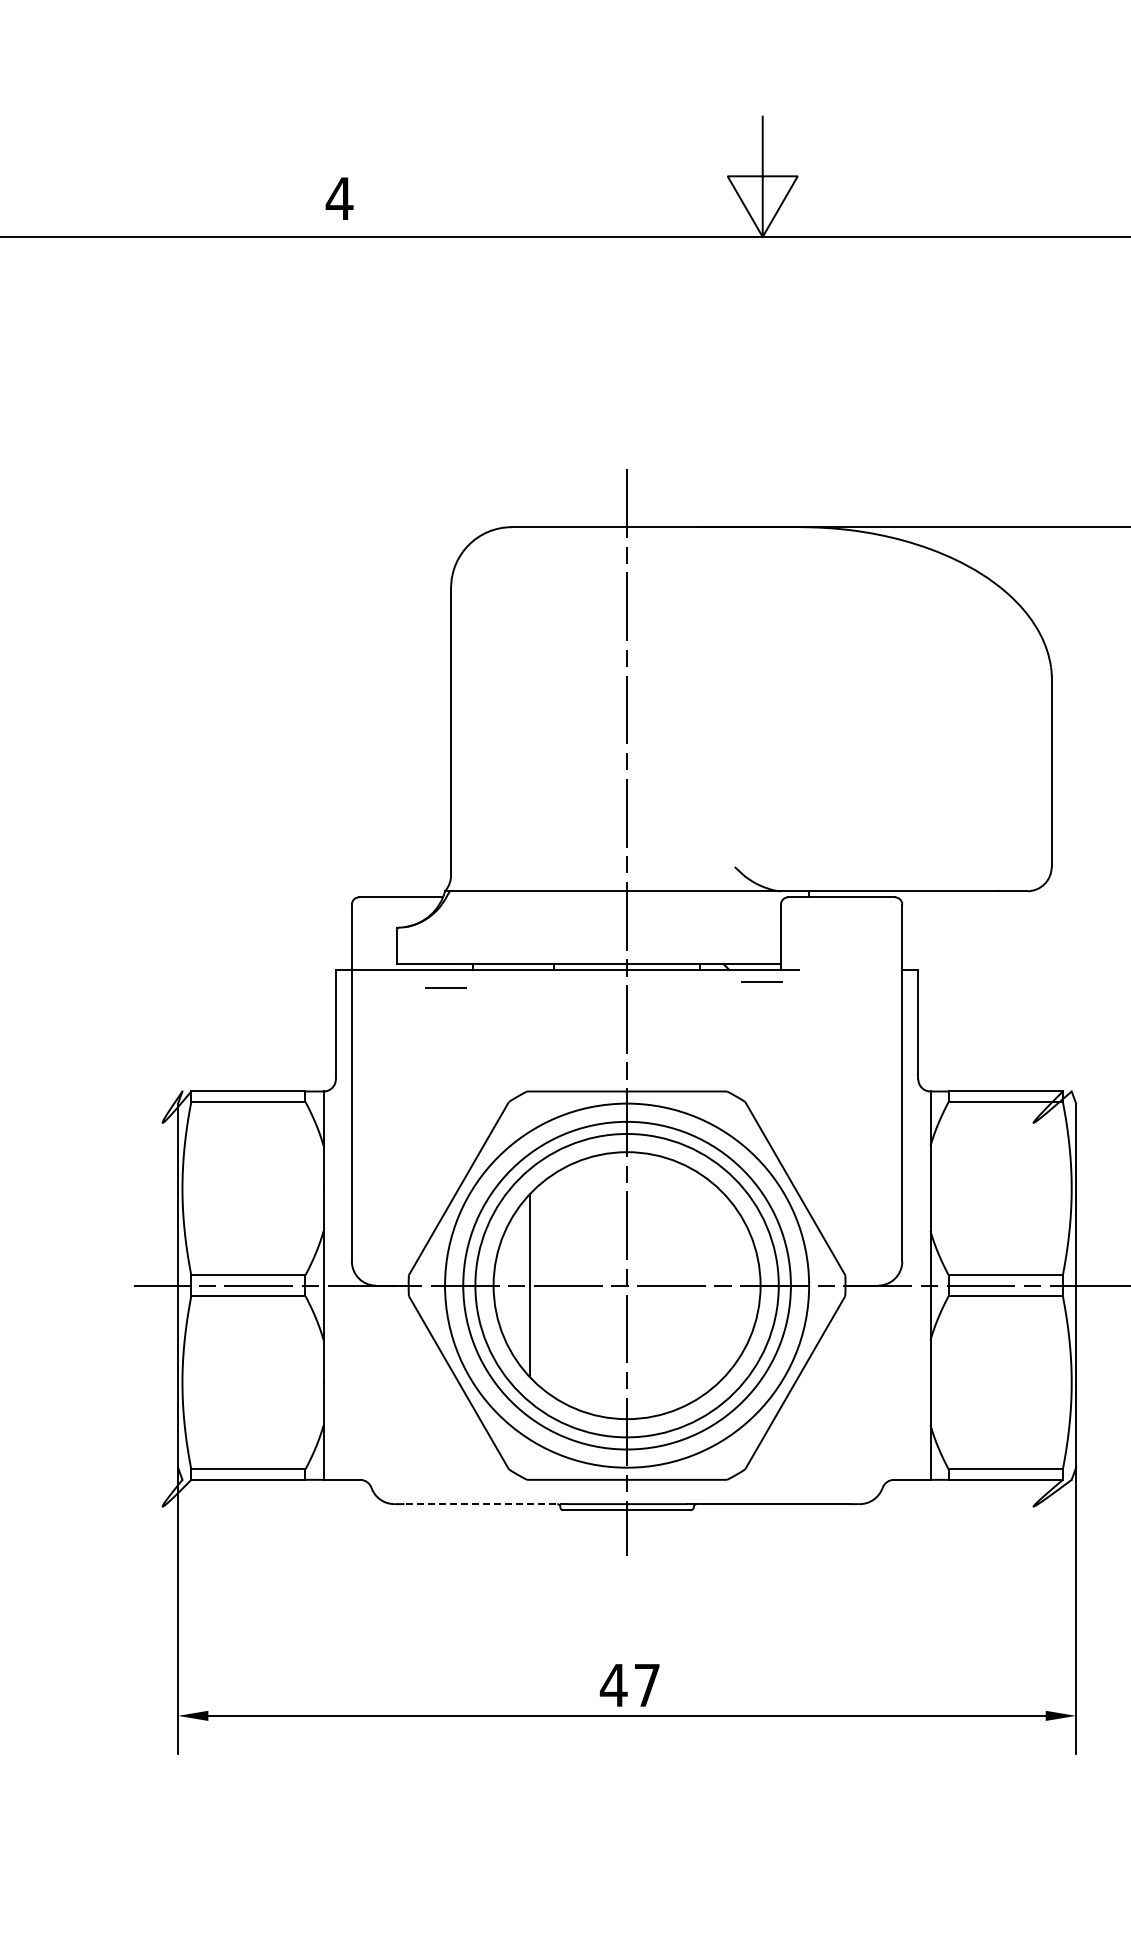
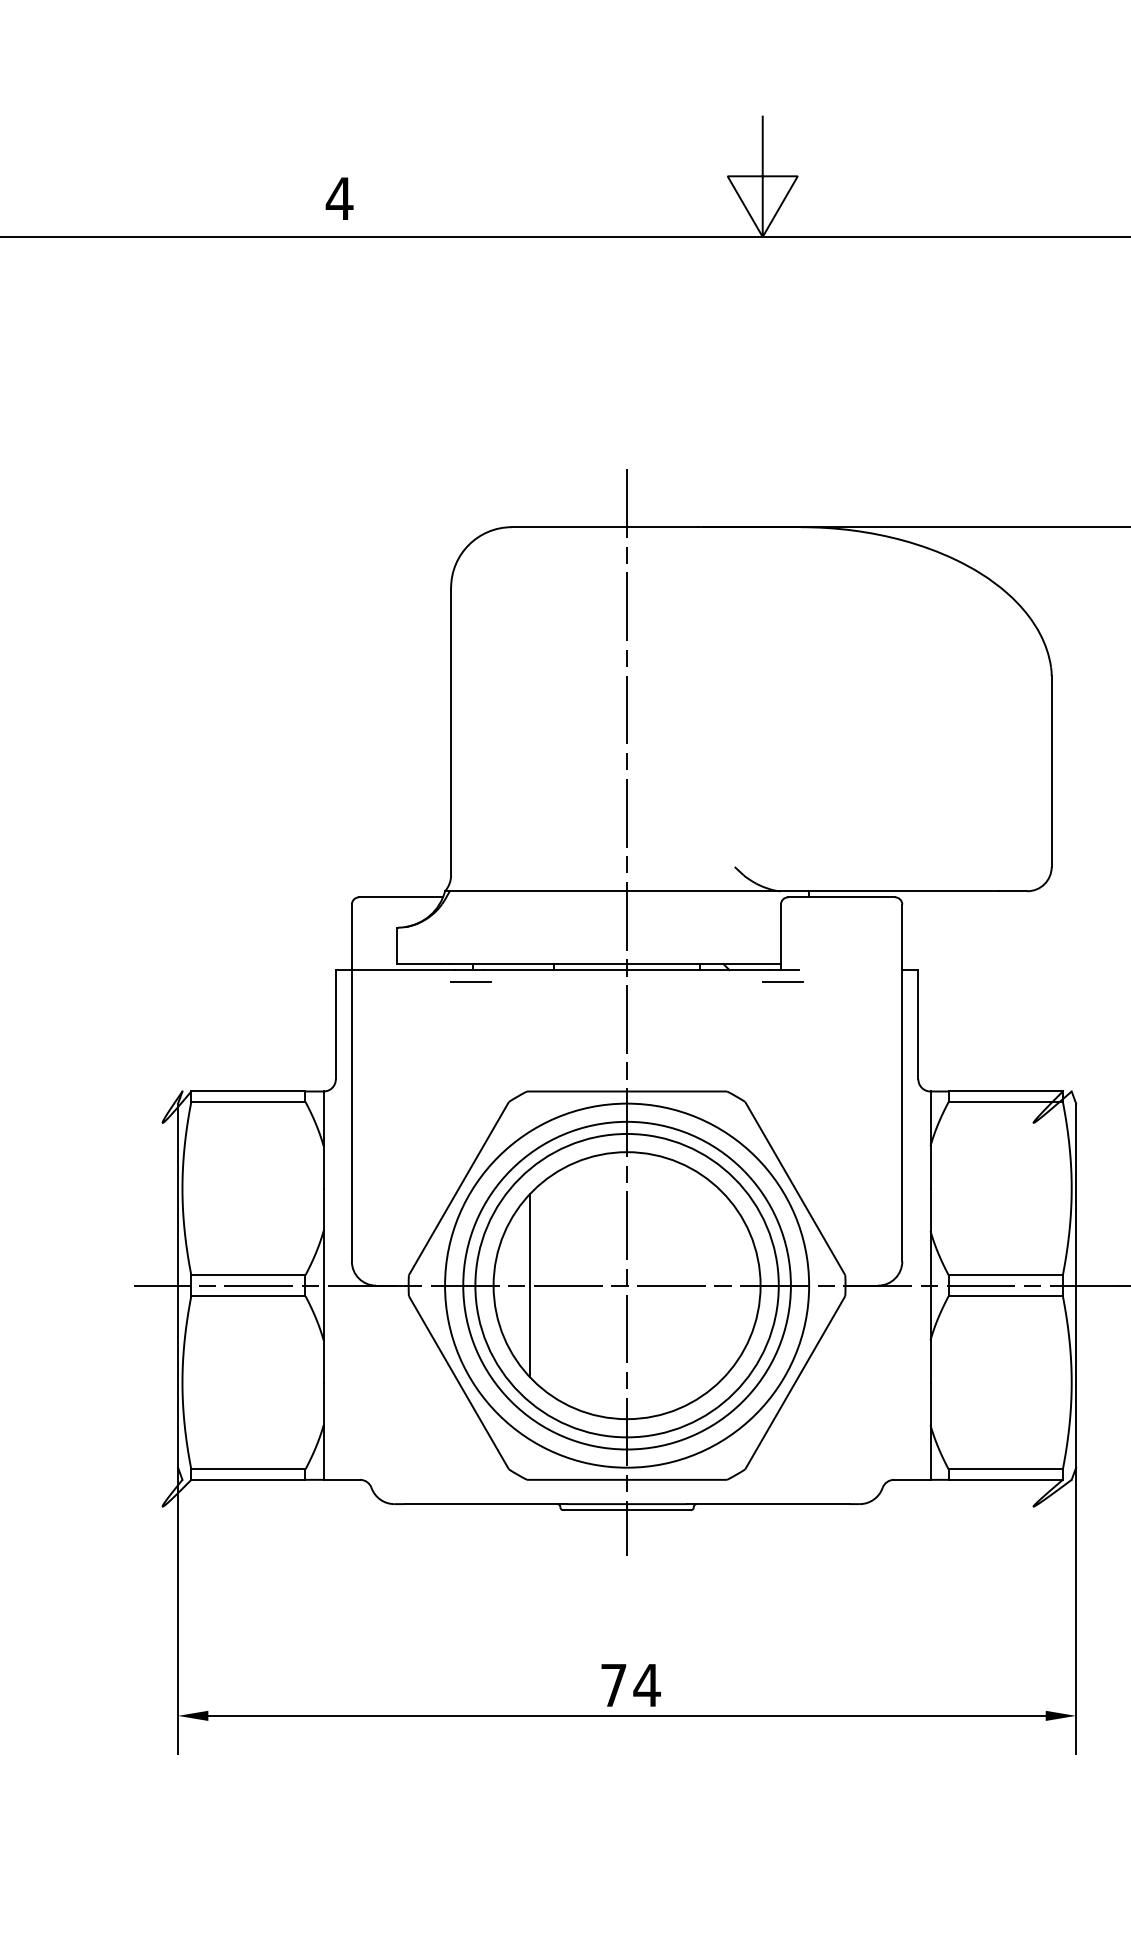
line position: (761, 981) -> (782, 981) (782, 981)
line position: (445, 987) -> (470, 981) (470, 981)
line: dashed -> solid (485, 1504)
text: 47 -> 74 (629, 1685)
